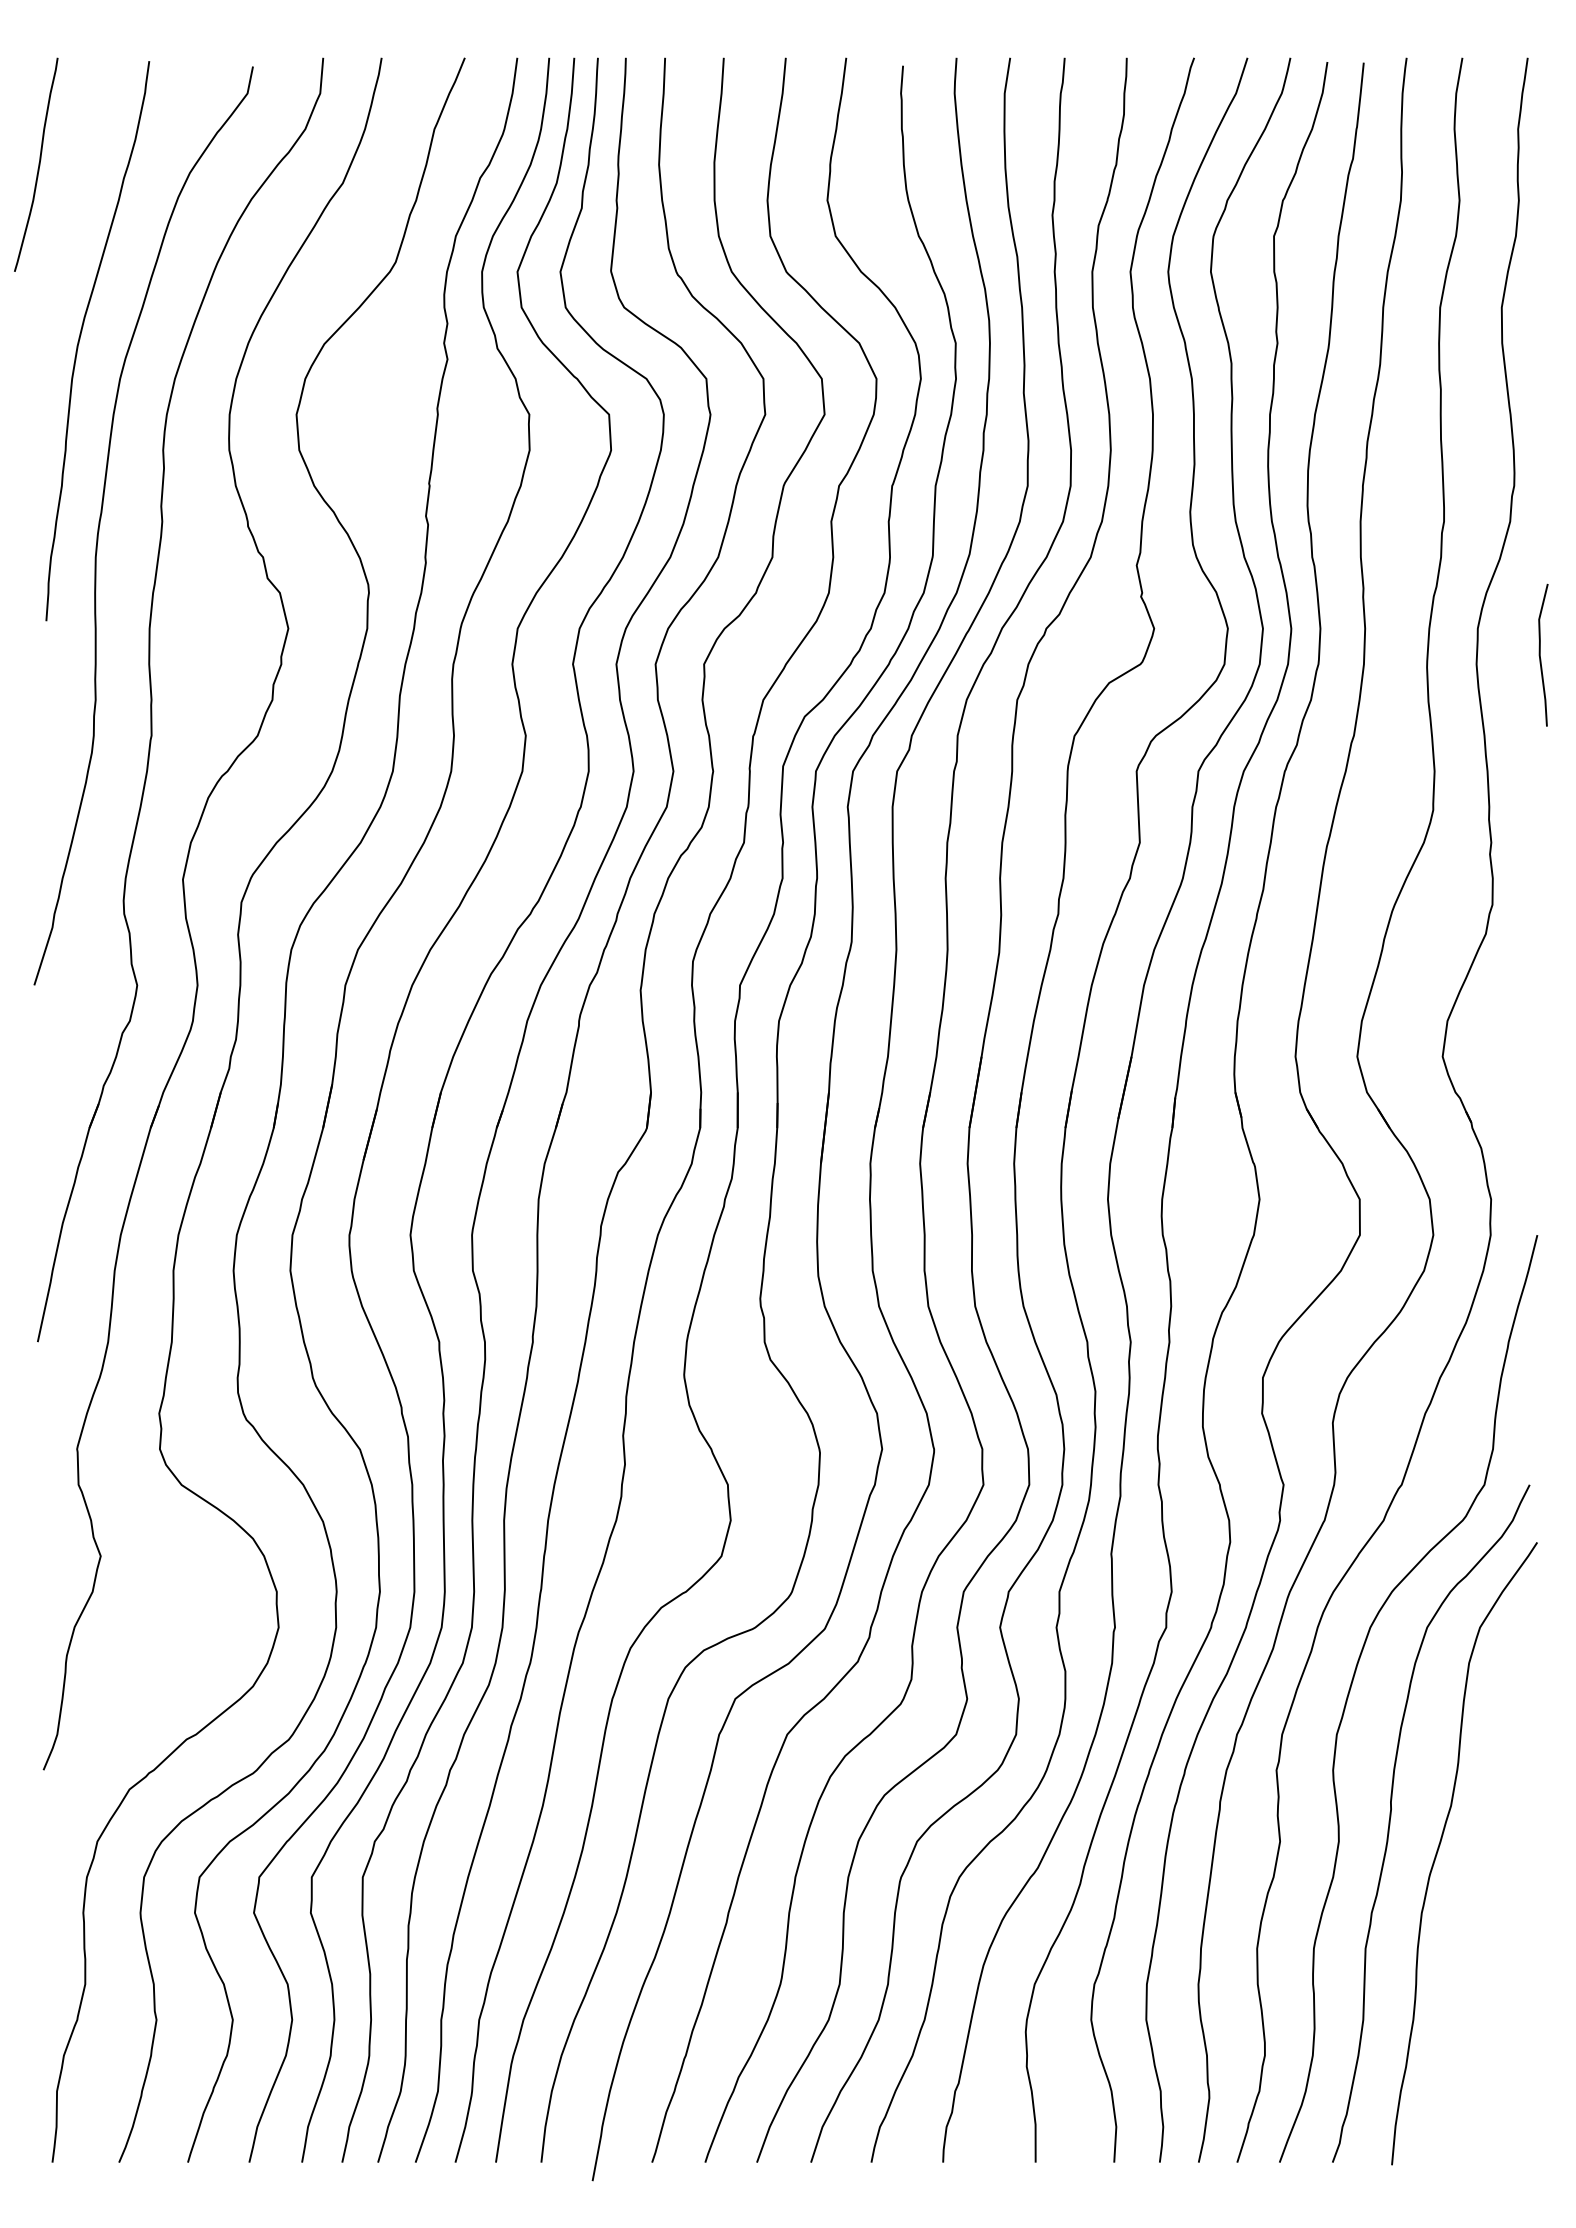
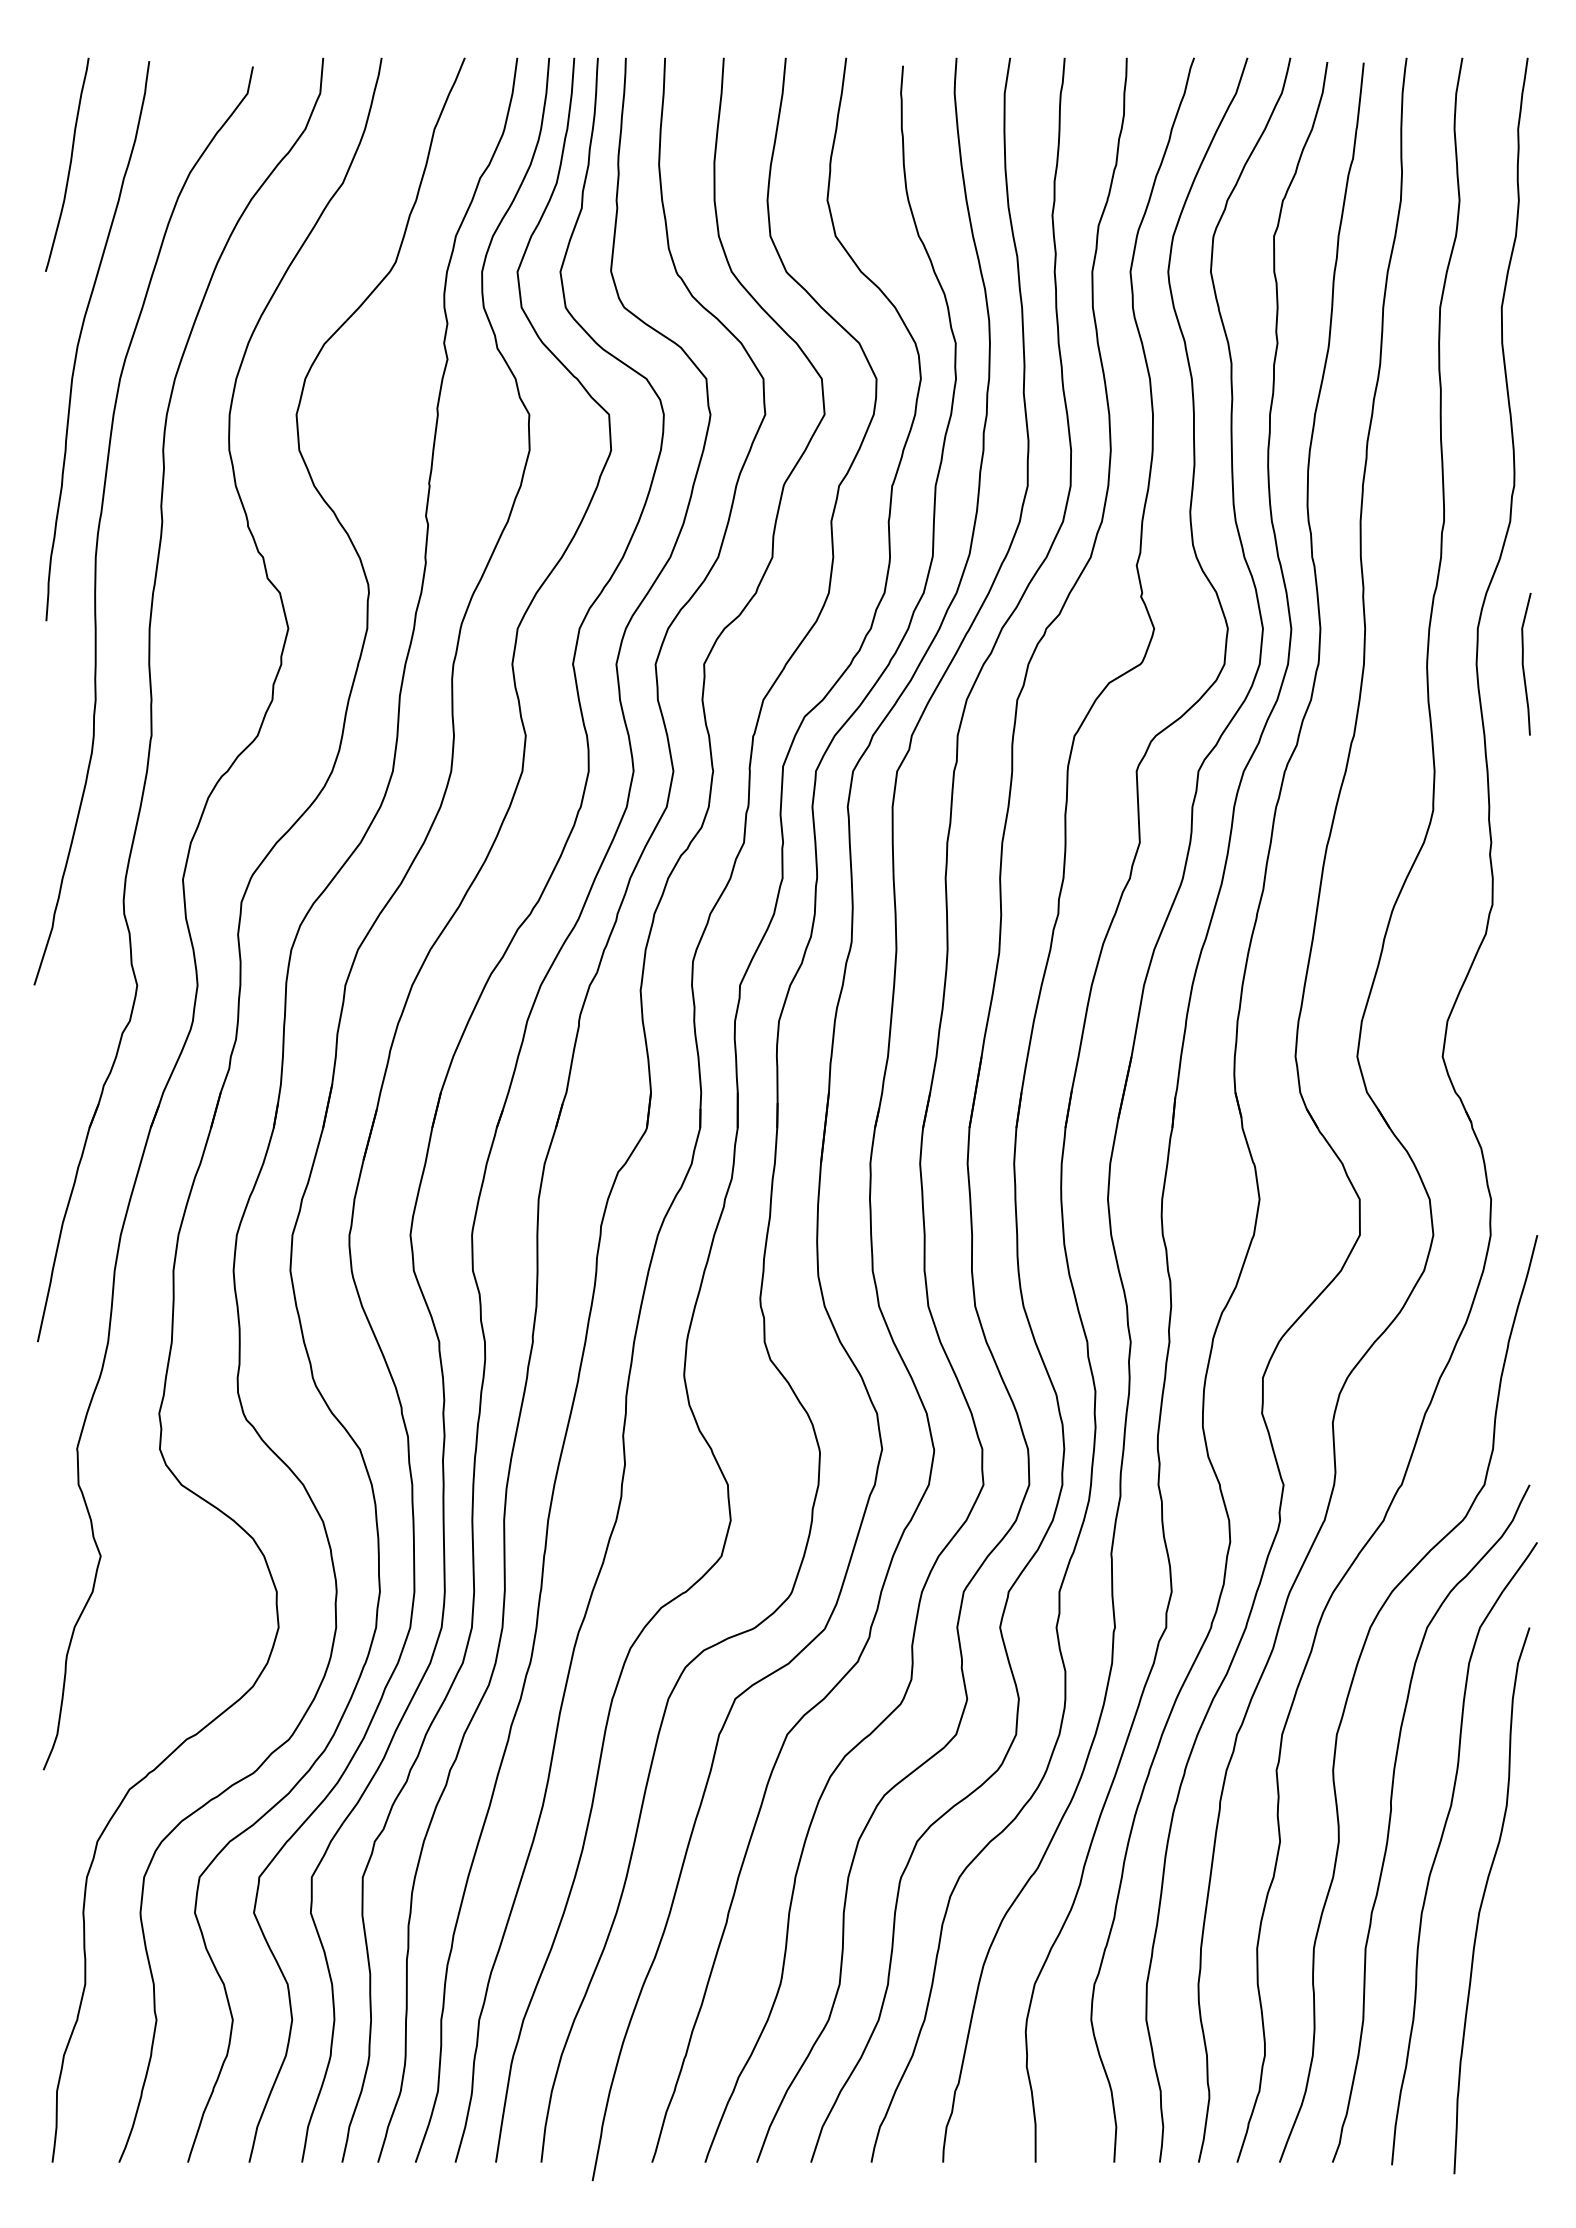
curve position: (38, 164) -> (69, 164) (69, 164)
curve position: (1540, 654) -> (1523, 663) (1523, 663)
curve: none -> present (1484, 1897)
